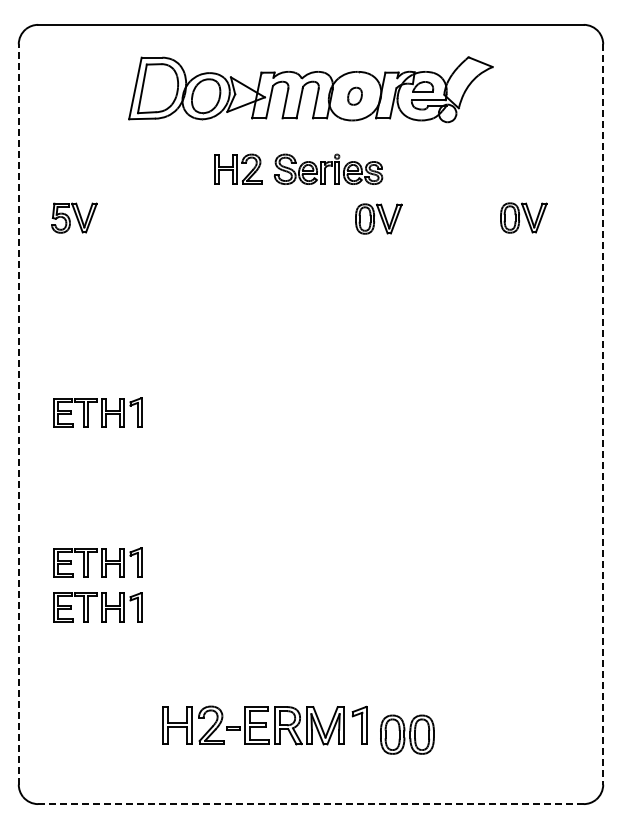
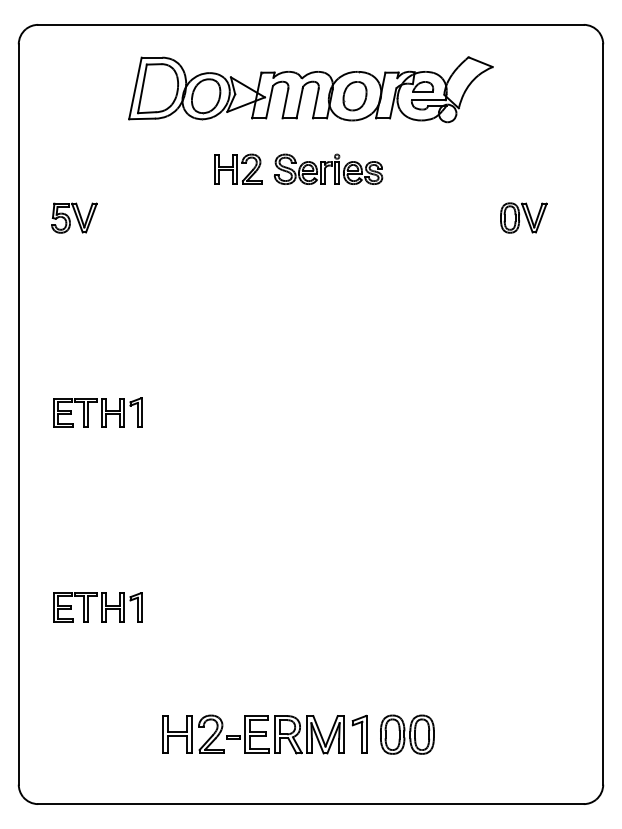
part size: 16x20 px -> 26x31 px (354, 96)
part: present -> none (378, 218)
line: dashed -> solid (18, 413)
line: dashed -> solid (603, 414)
part: present -> none (97, 562)
part position: (264, 725) -> (264, 734) (264, 734)
line: dashed -> solid (310, 804)
